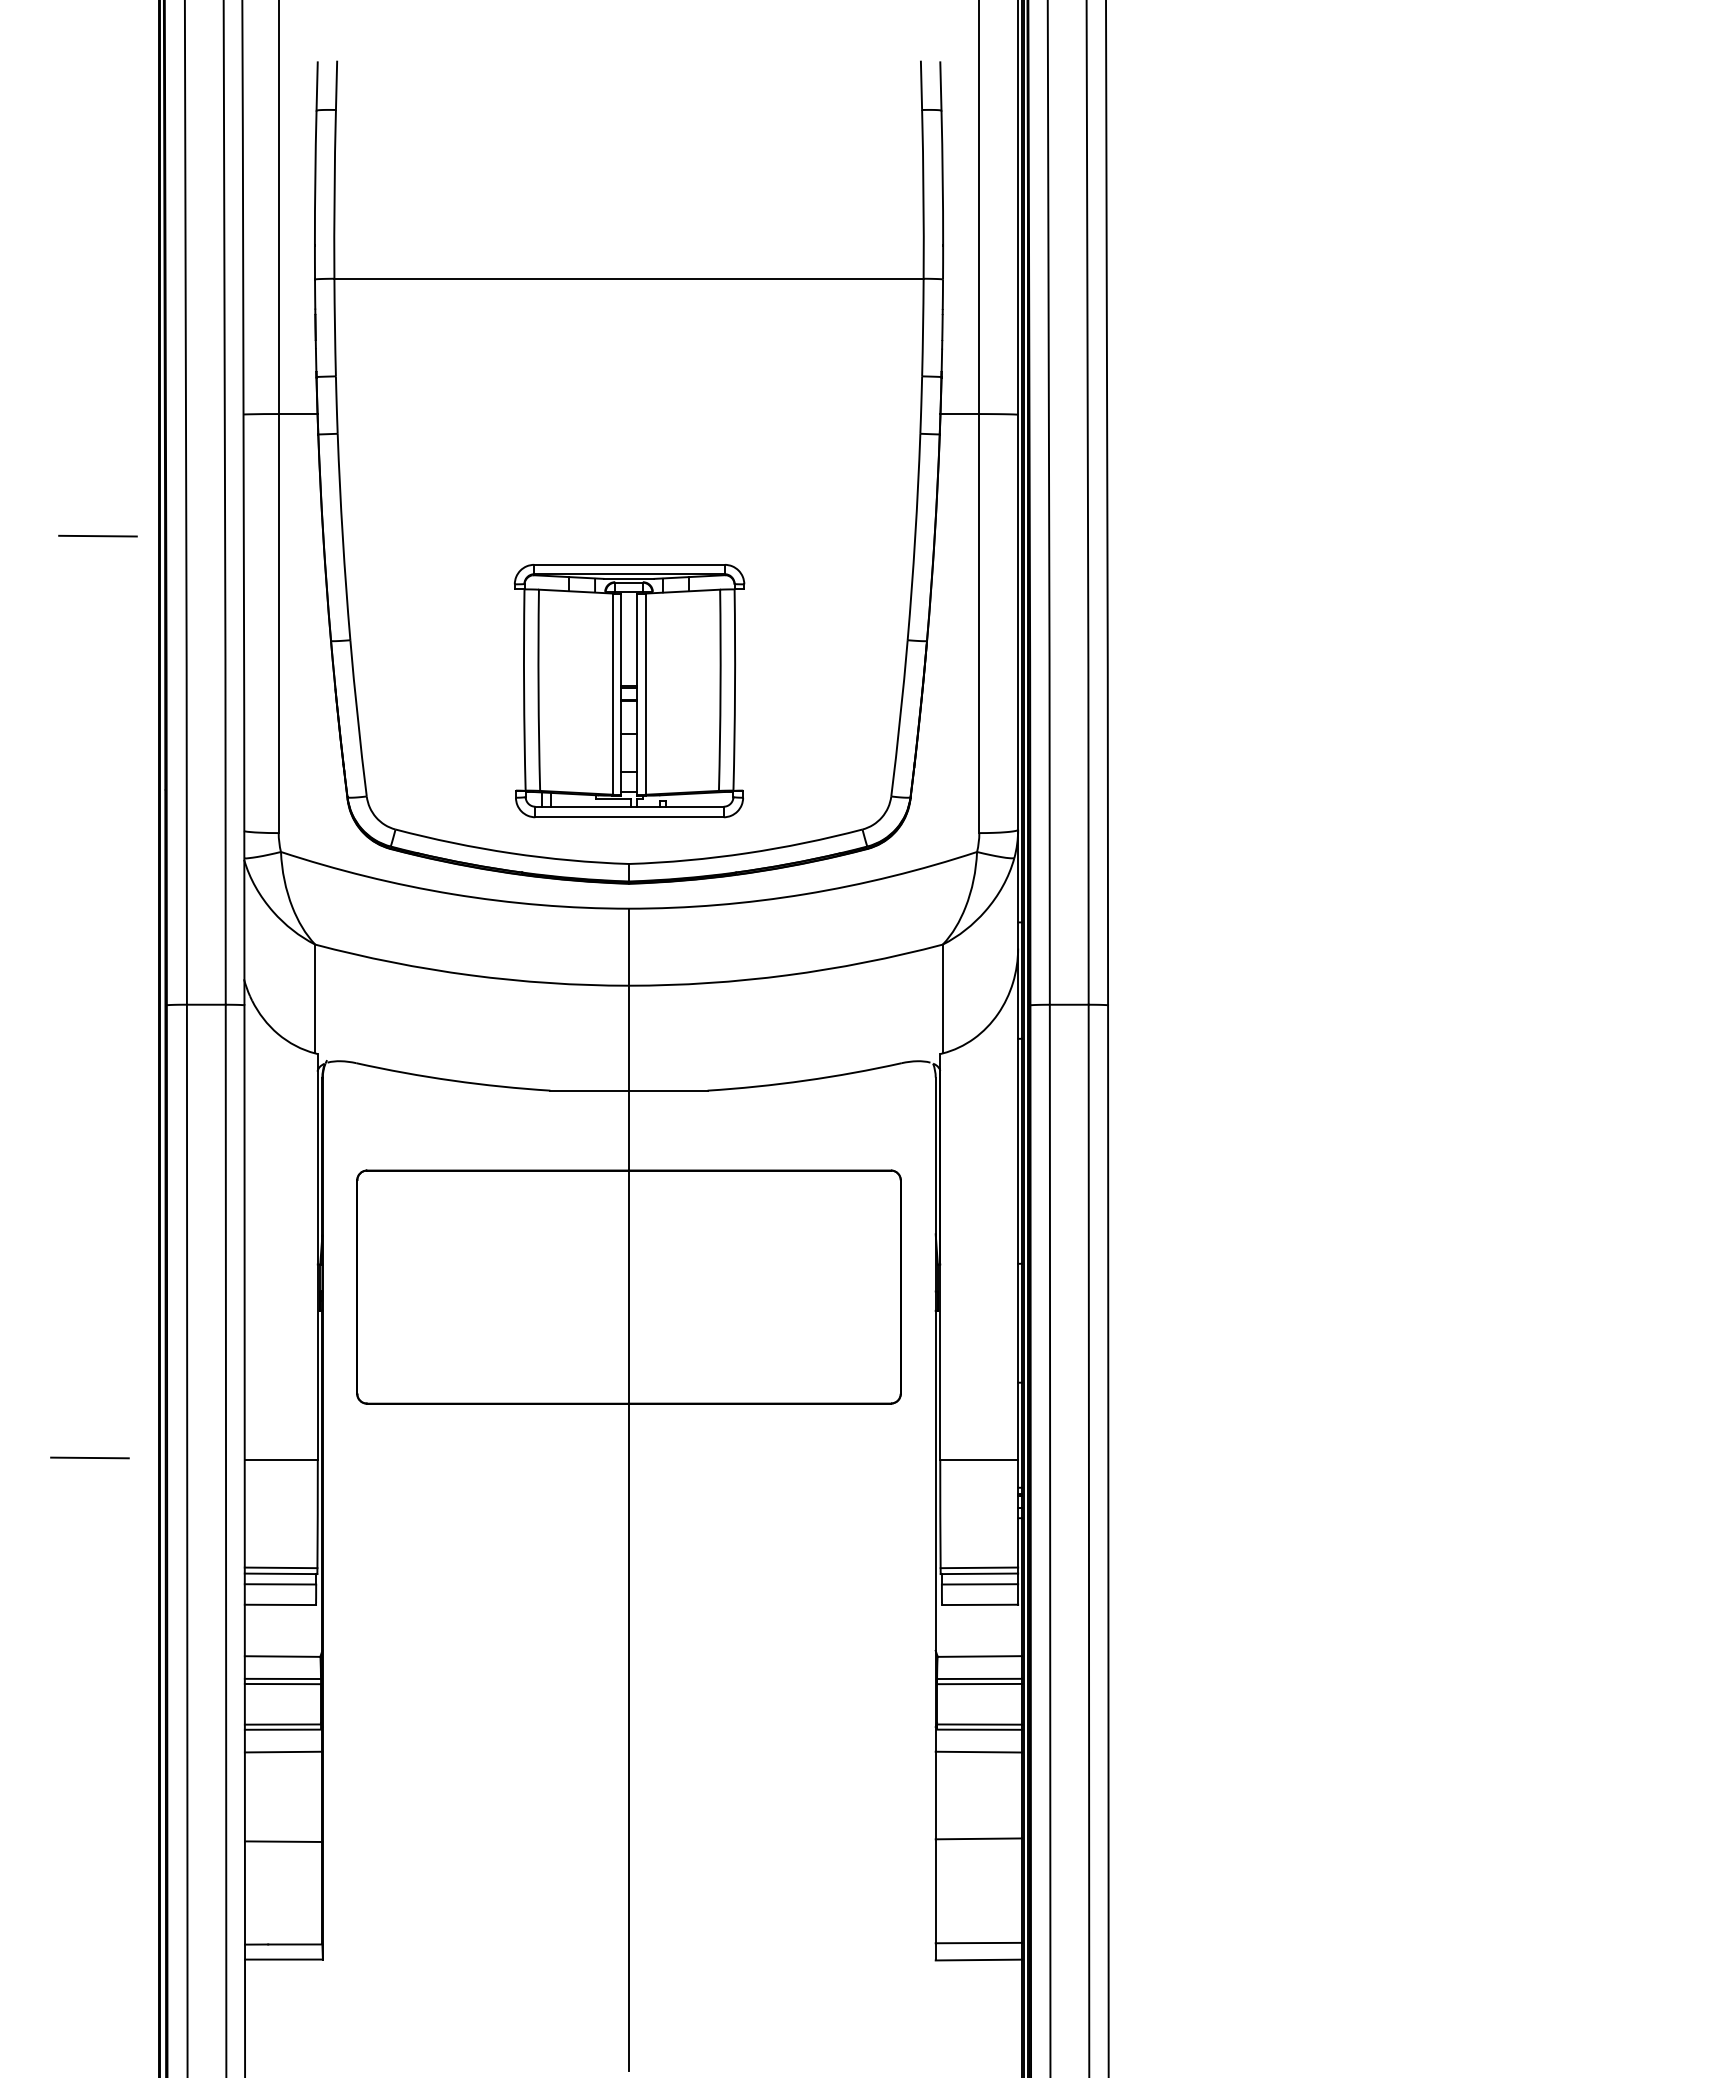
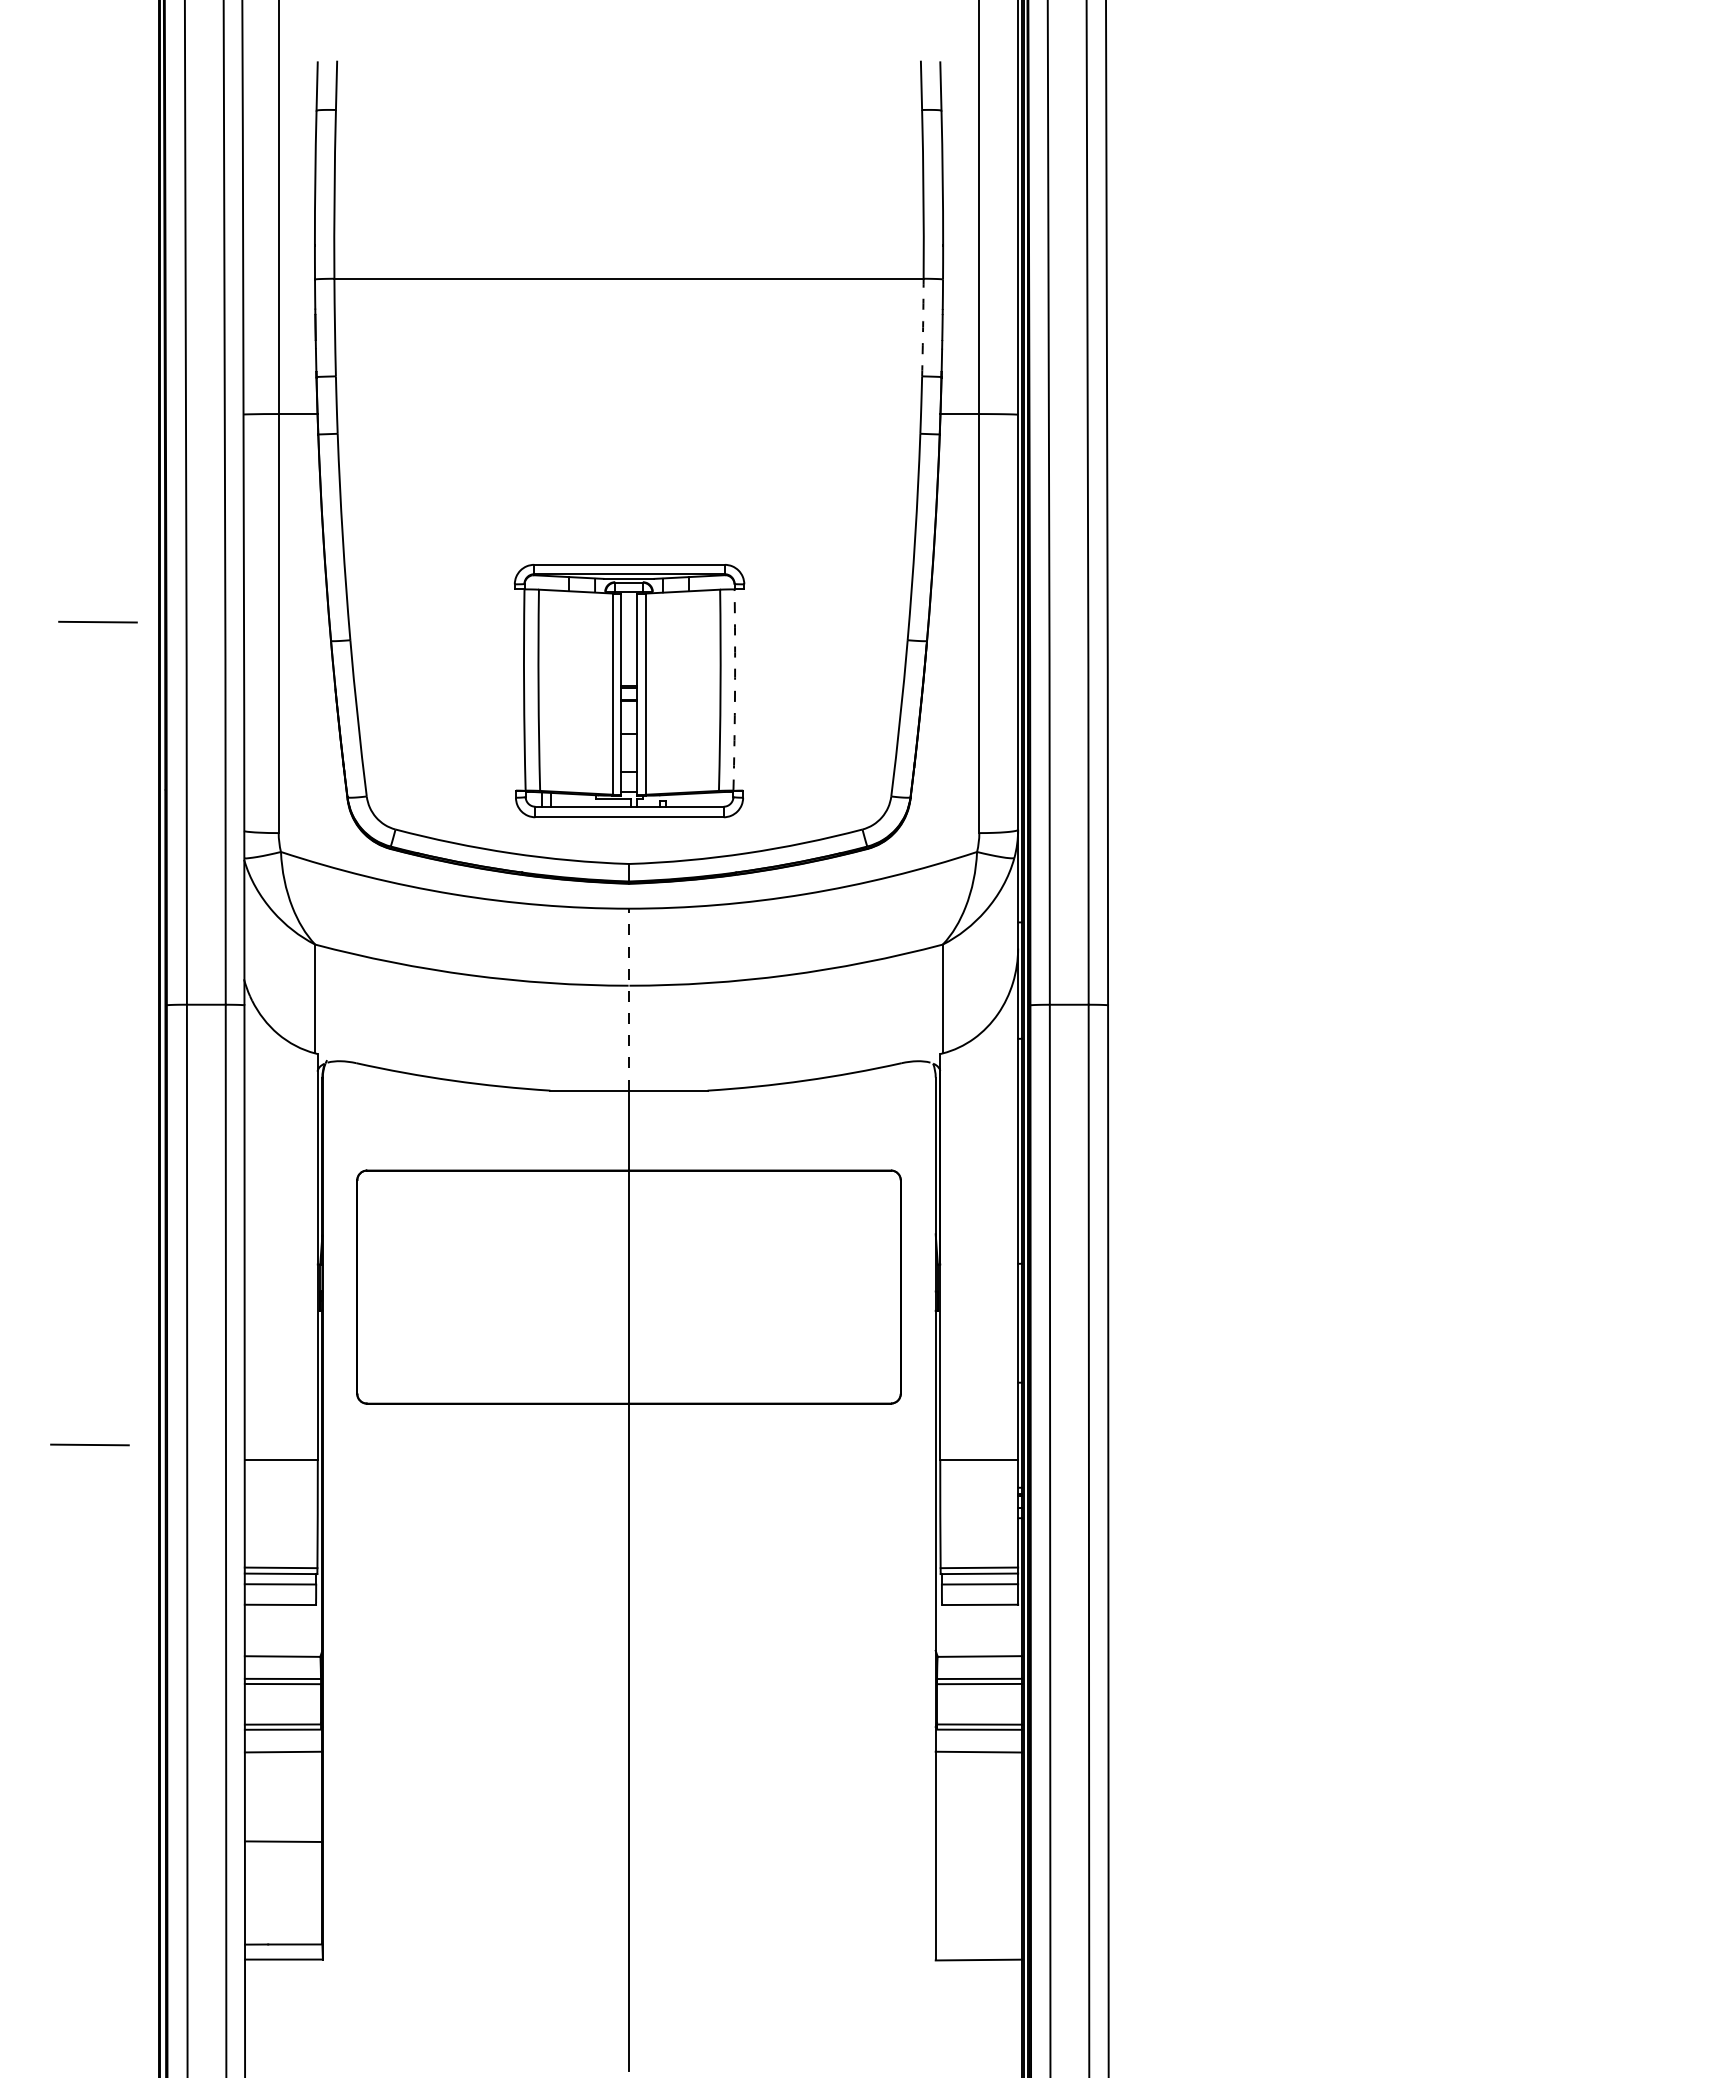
arc: solid -> dashed (923, 327)
line position: (97, 535) -> (97, 621) (97, 621)
arc: solid -> dashed (735, 690)
line: solid -> dashed (629, 999)
line position: (89, 1457) -> (89, 1444) (89, 1444)
line: present -> none (978, 1838)
line: present -> none (978, 1942)
